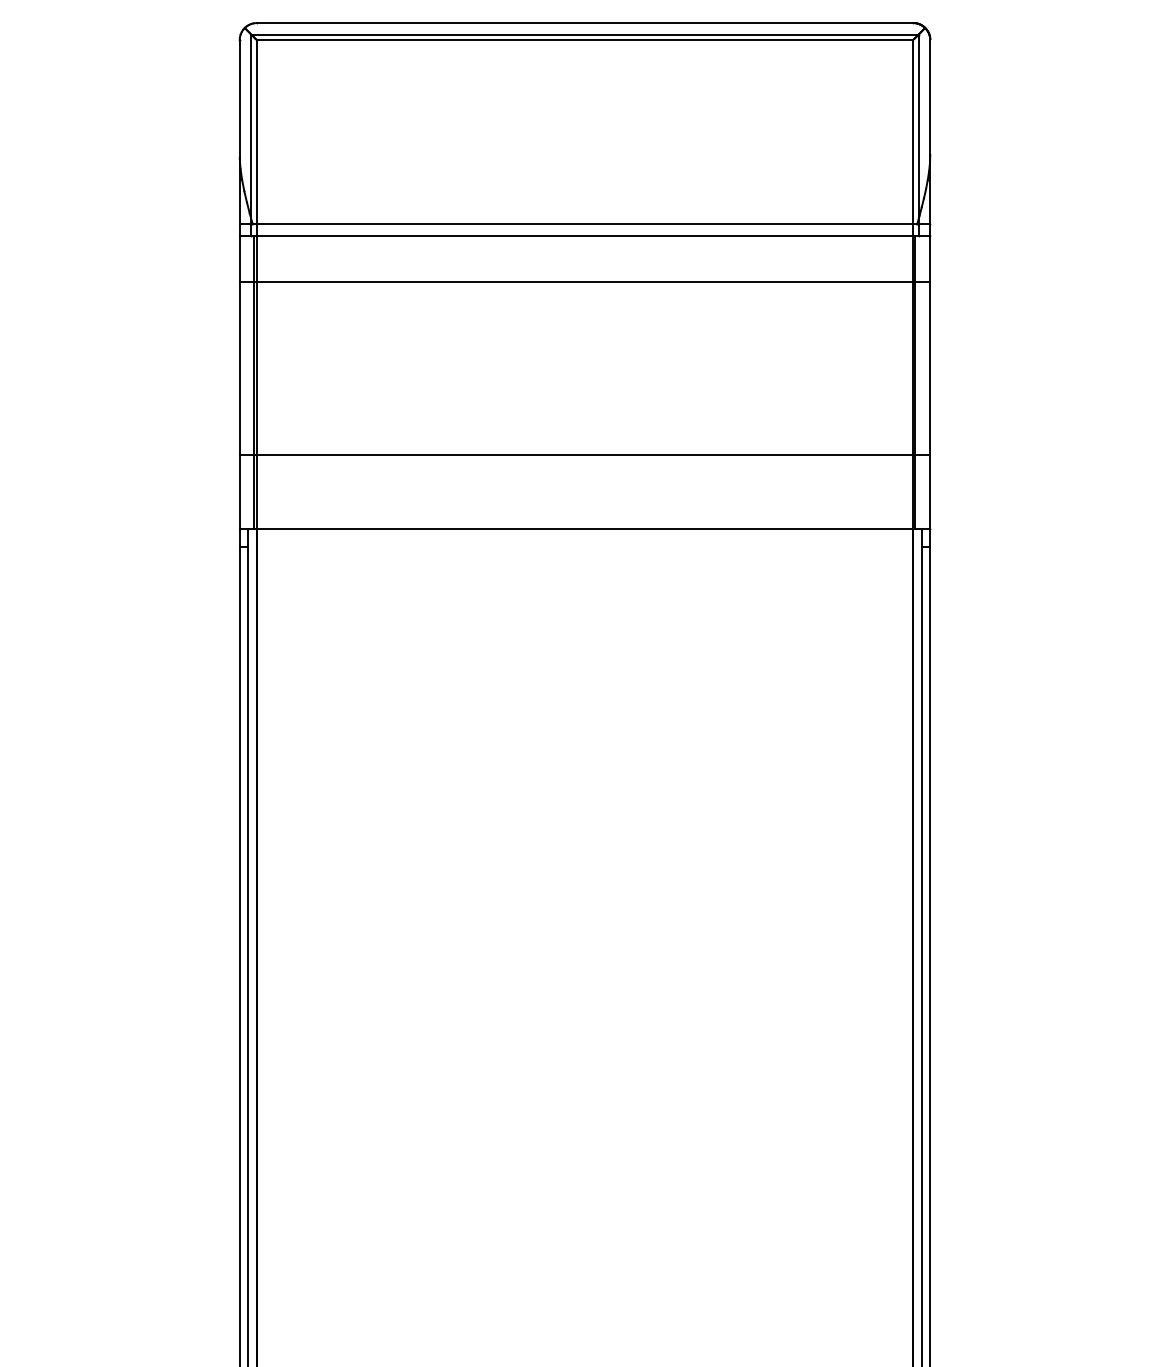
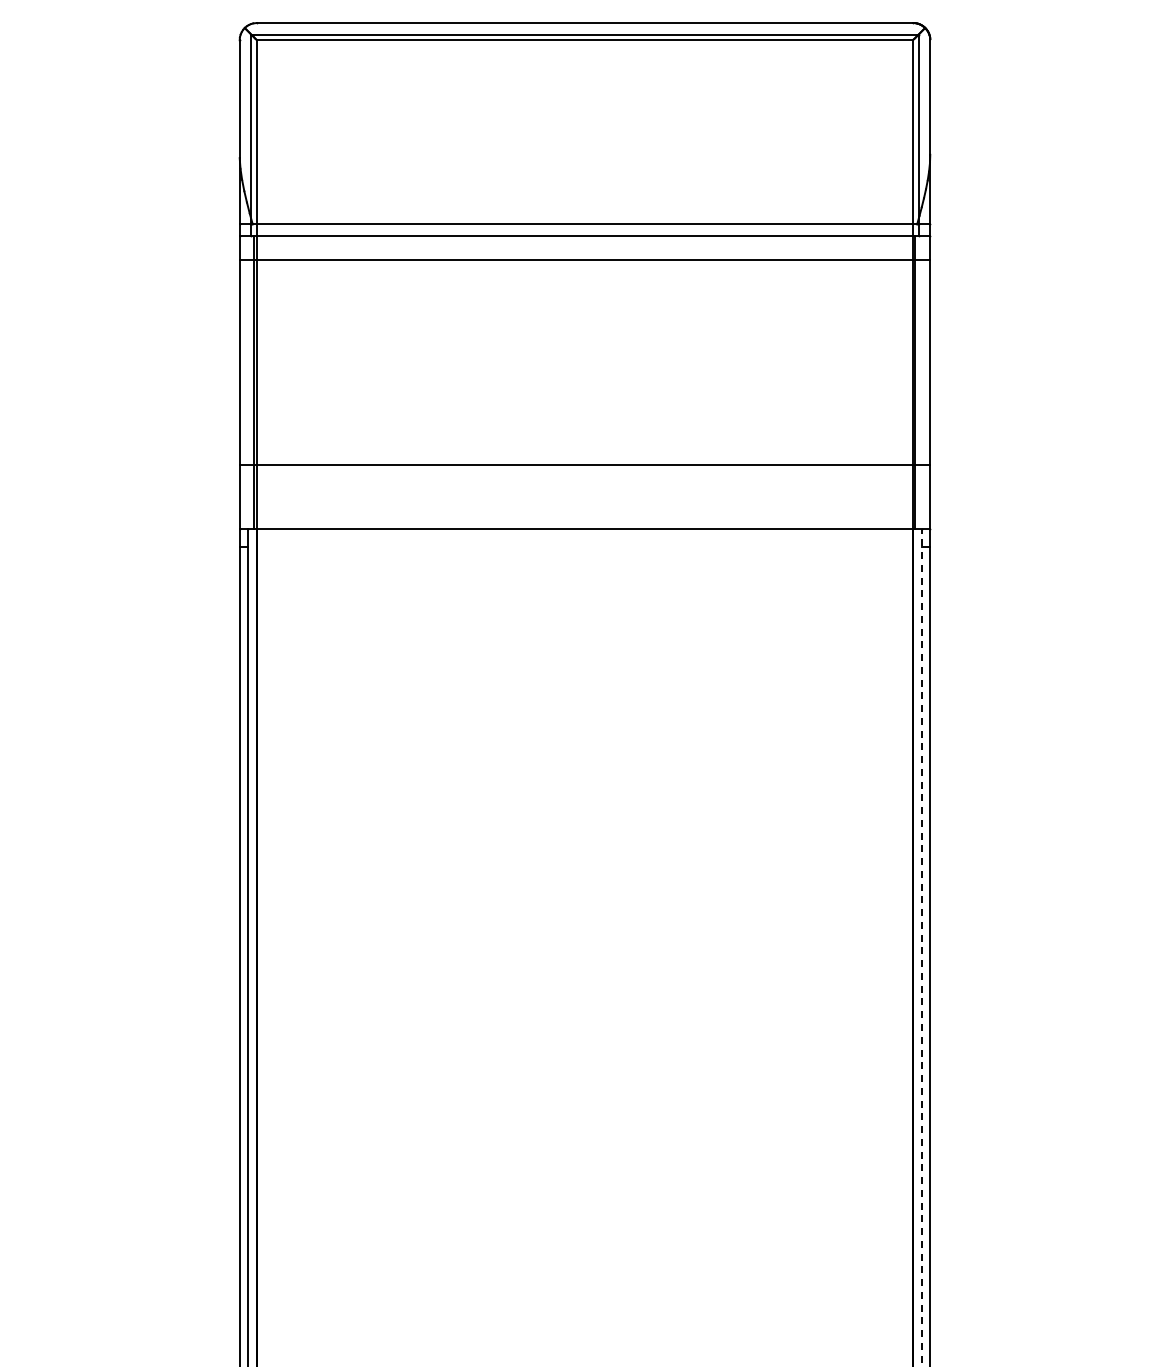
line position: (584, 281) -> (584, 259) (584, 259)
line position: (584, 454) -> (584, 464) (584, 464)
line: solid -> dashed (921, 948)
